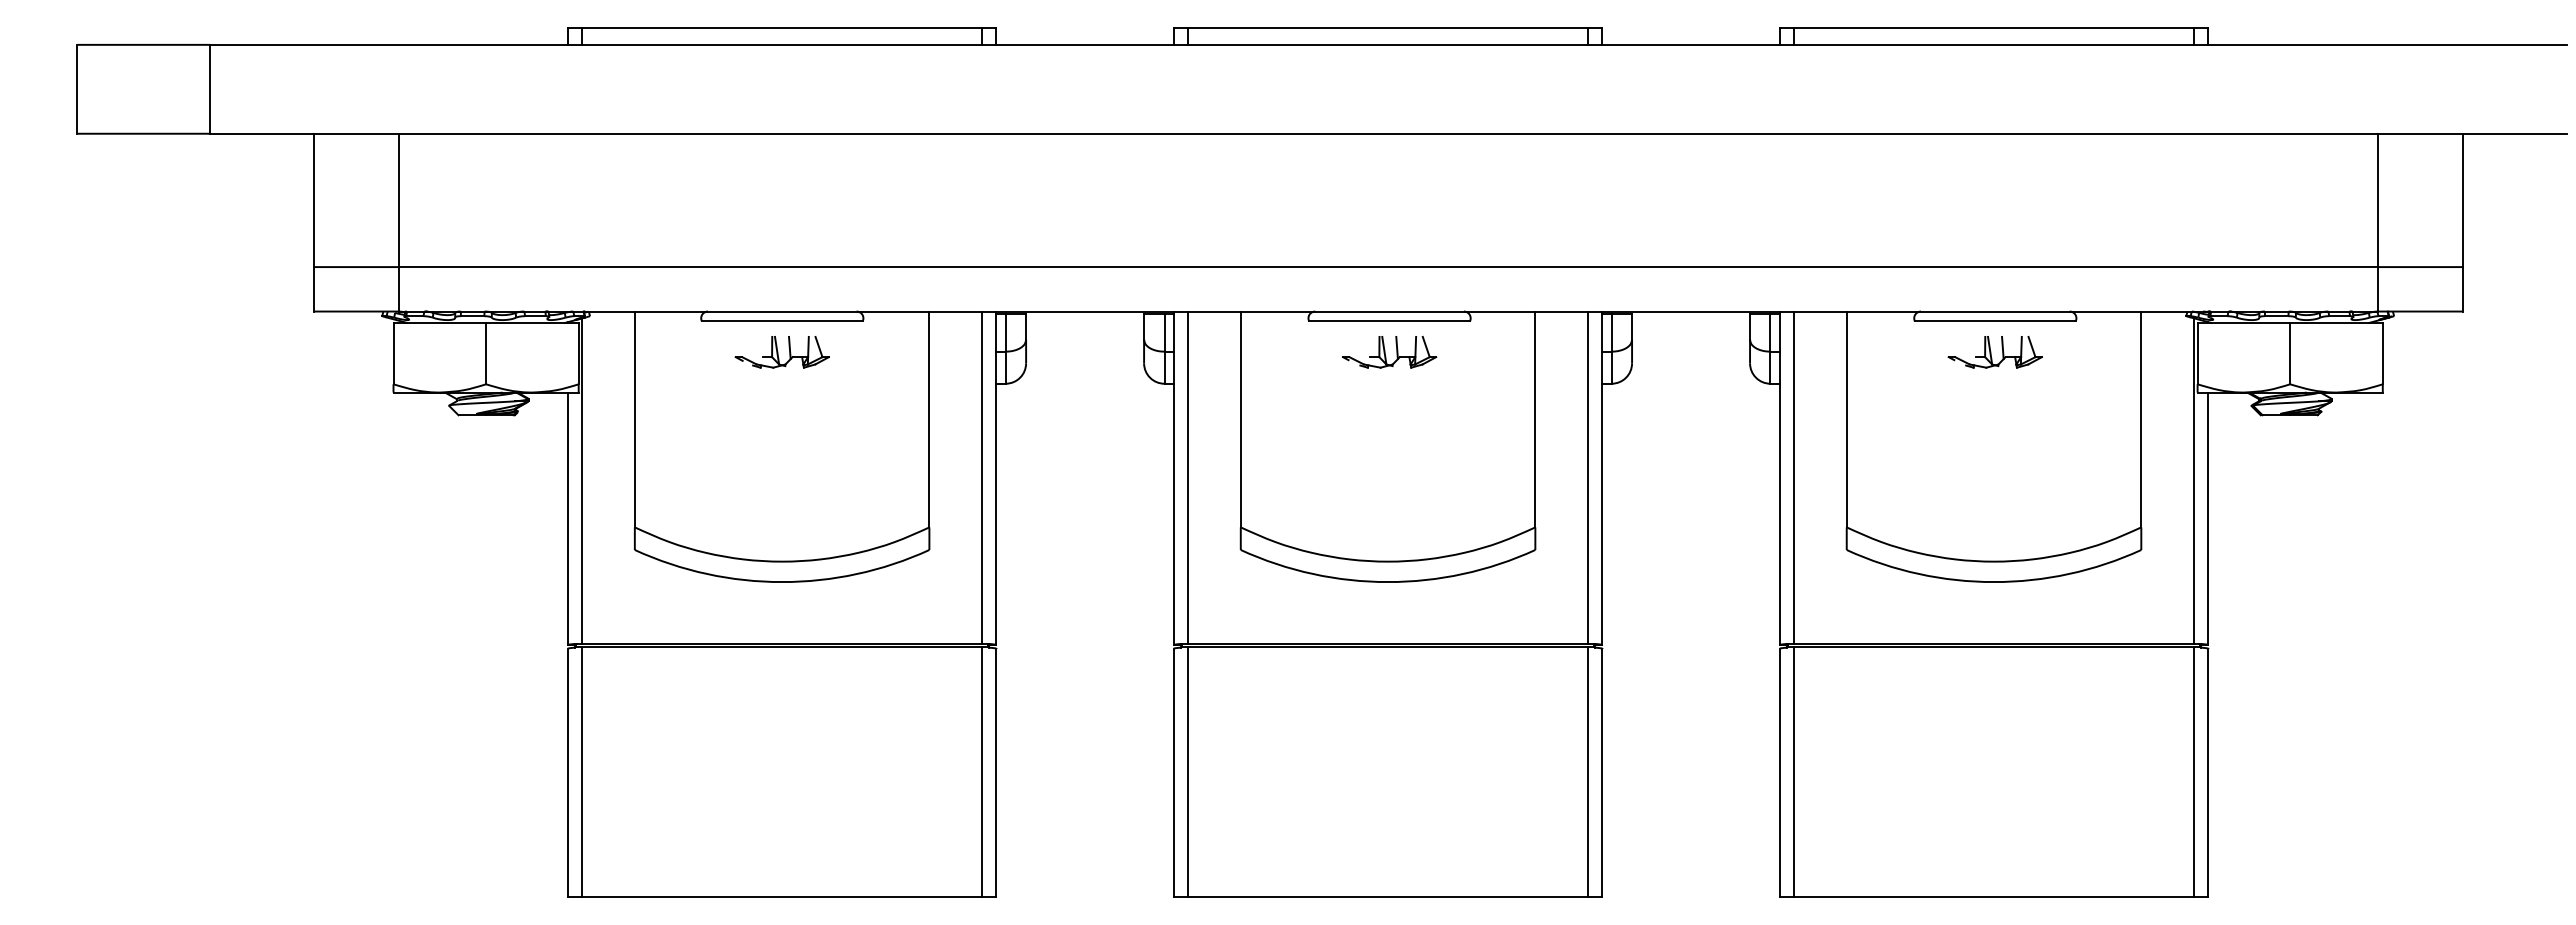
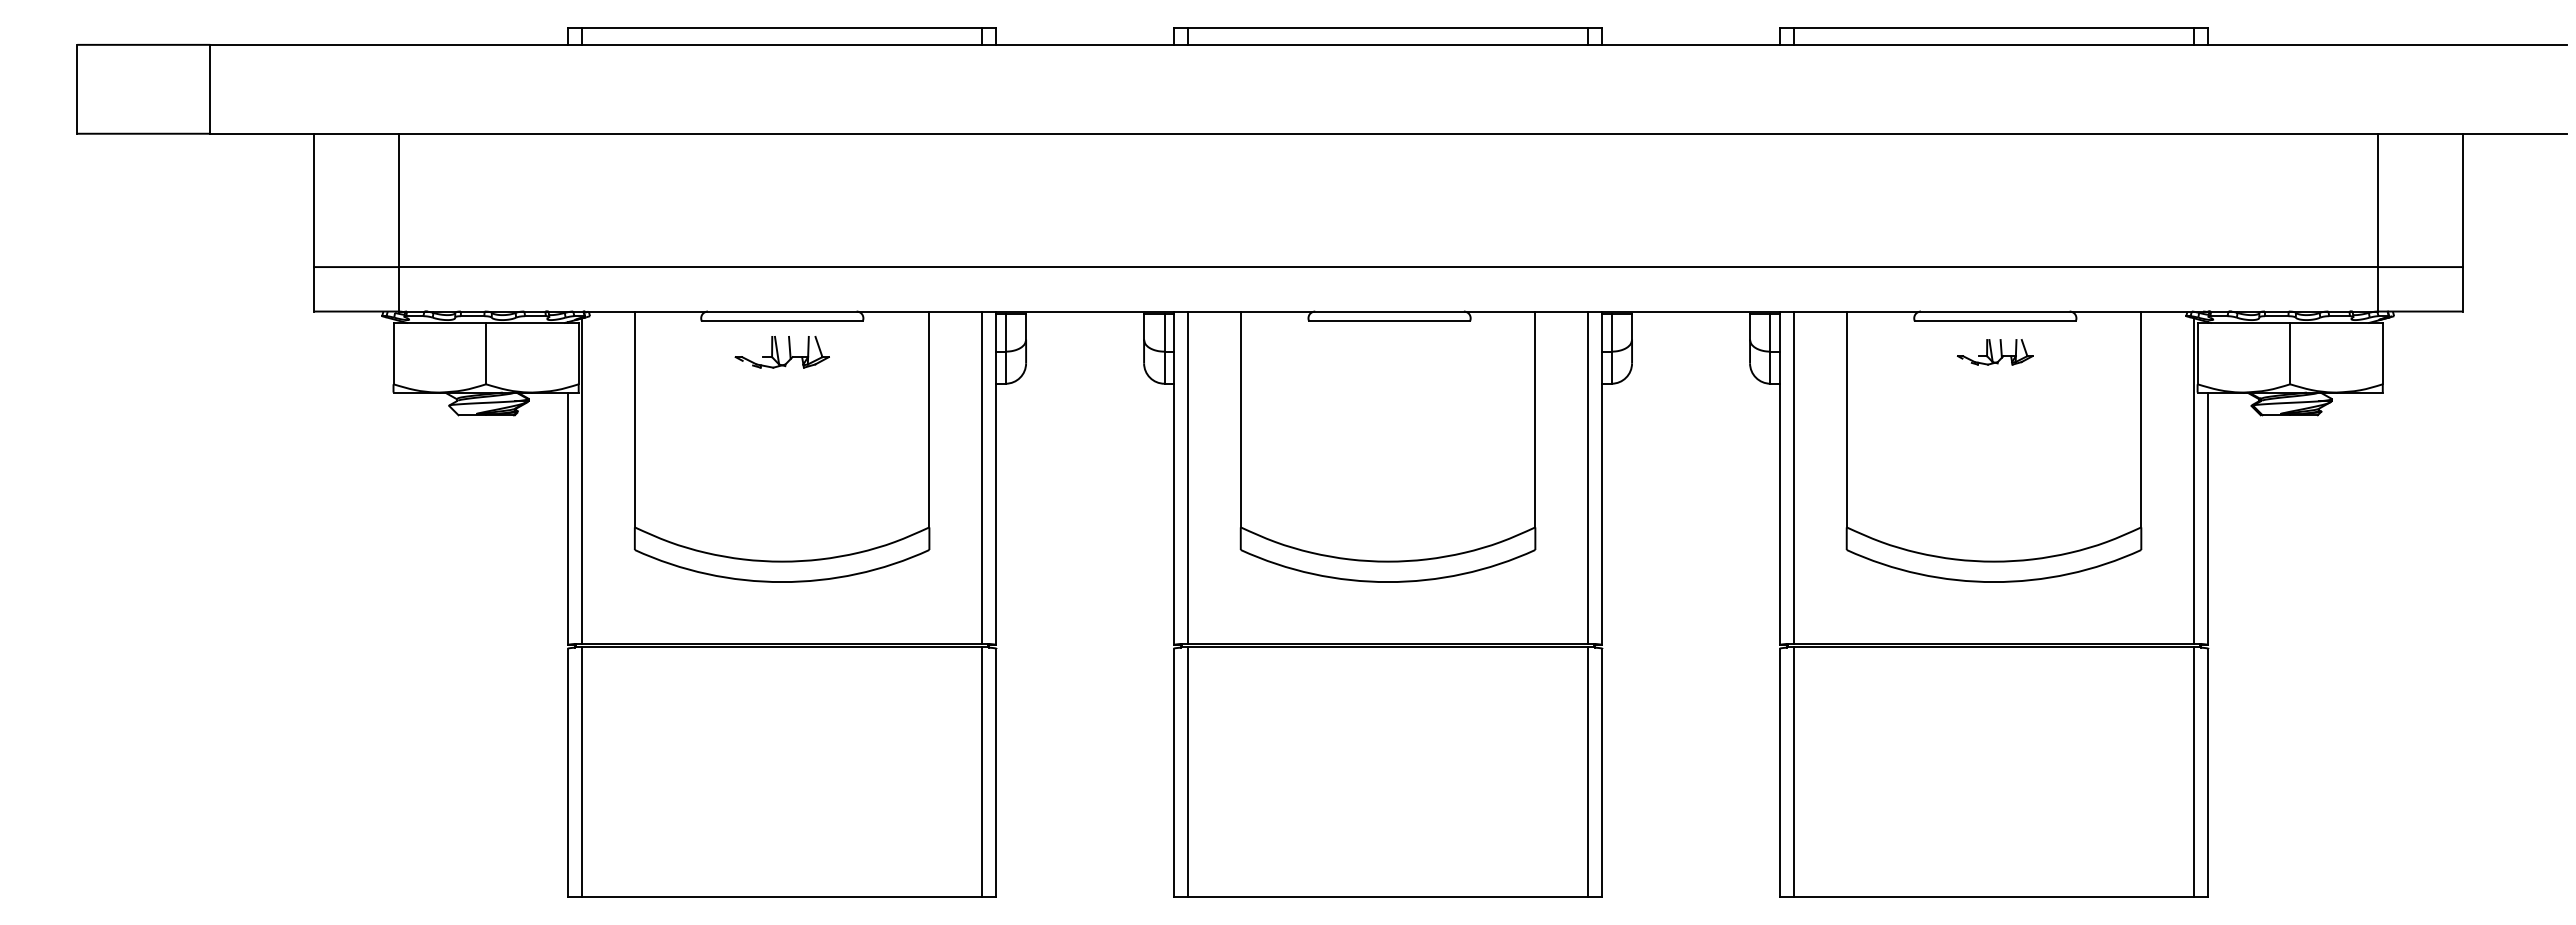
part: present -> none (1389, 352)
part size: 96x33 px -> 77x27 px (1995, 352)
